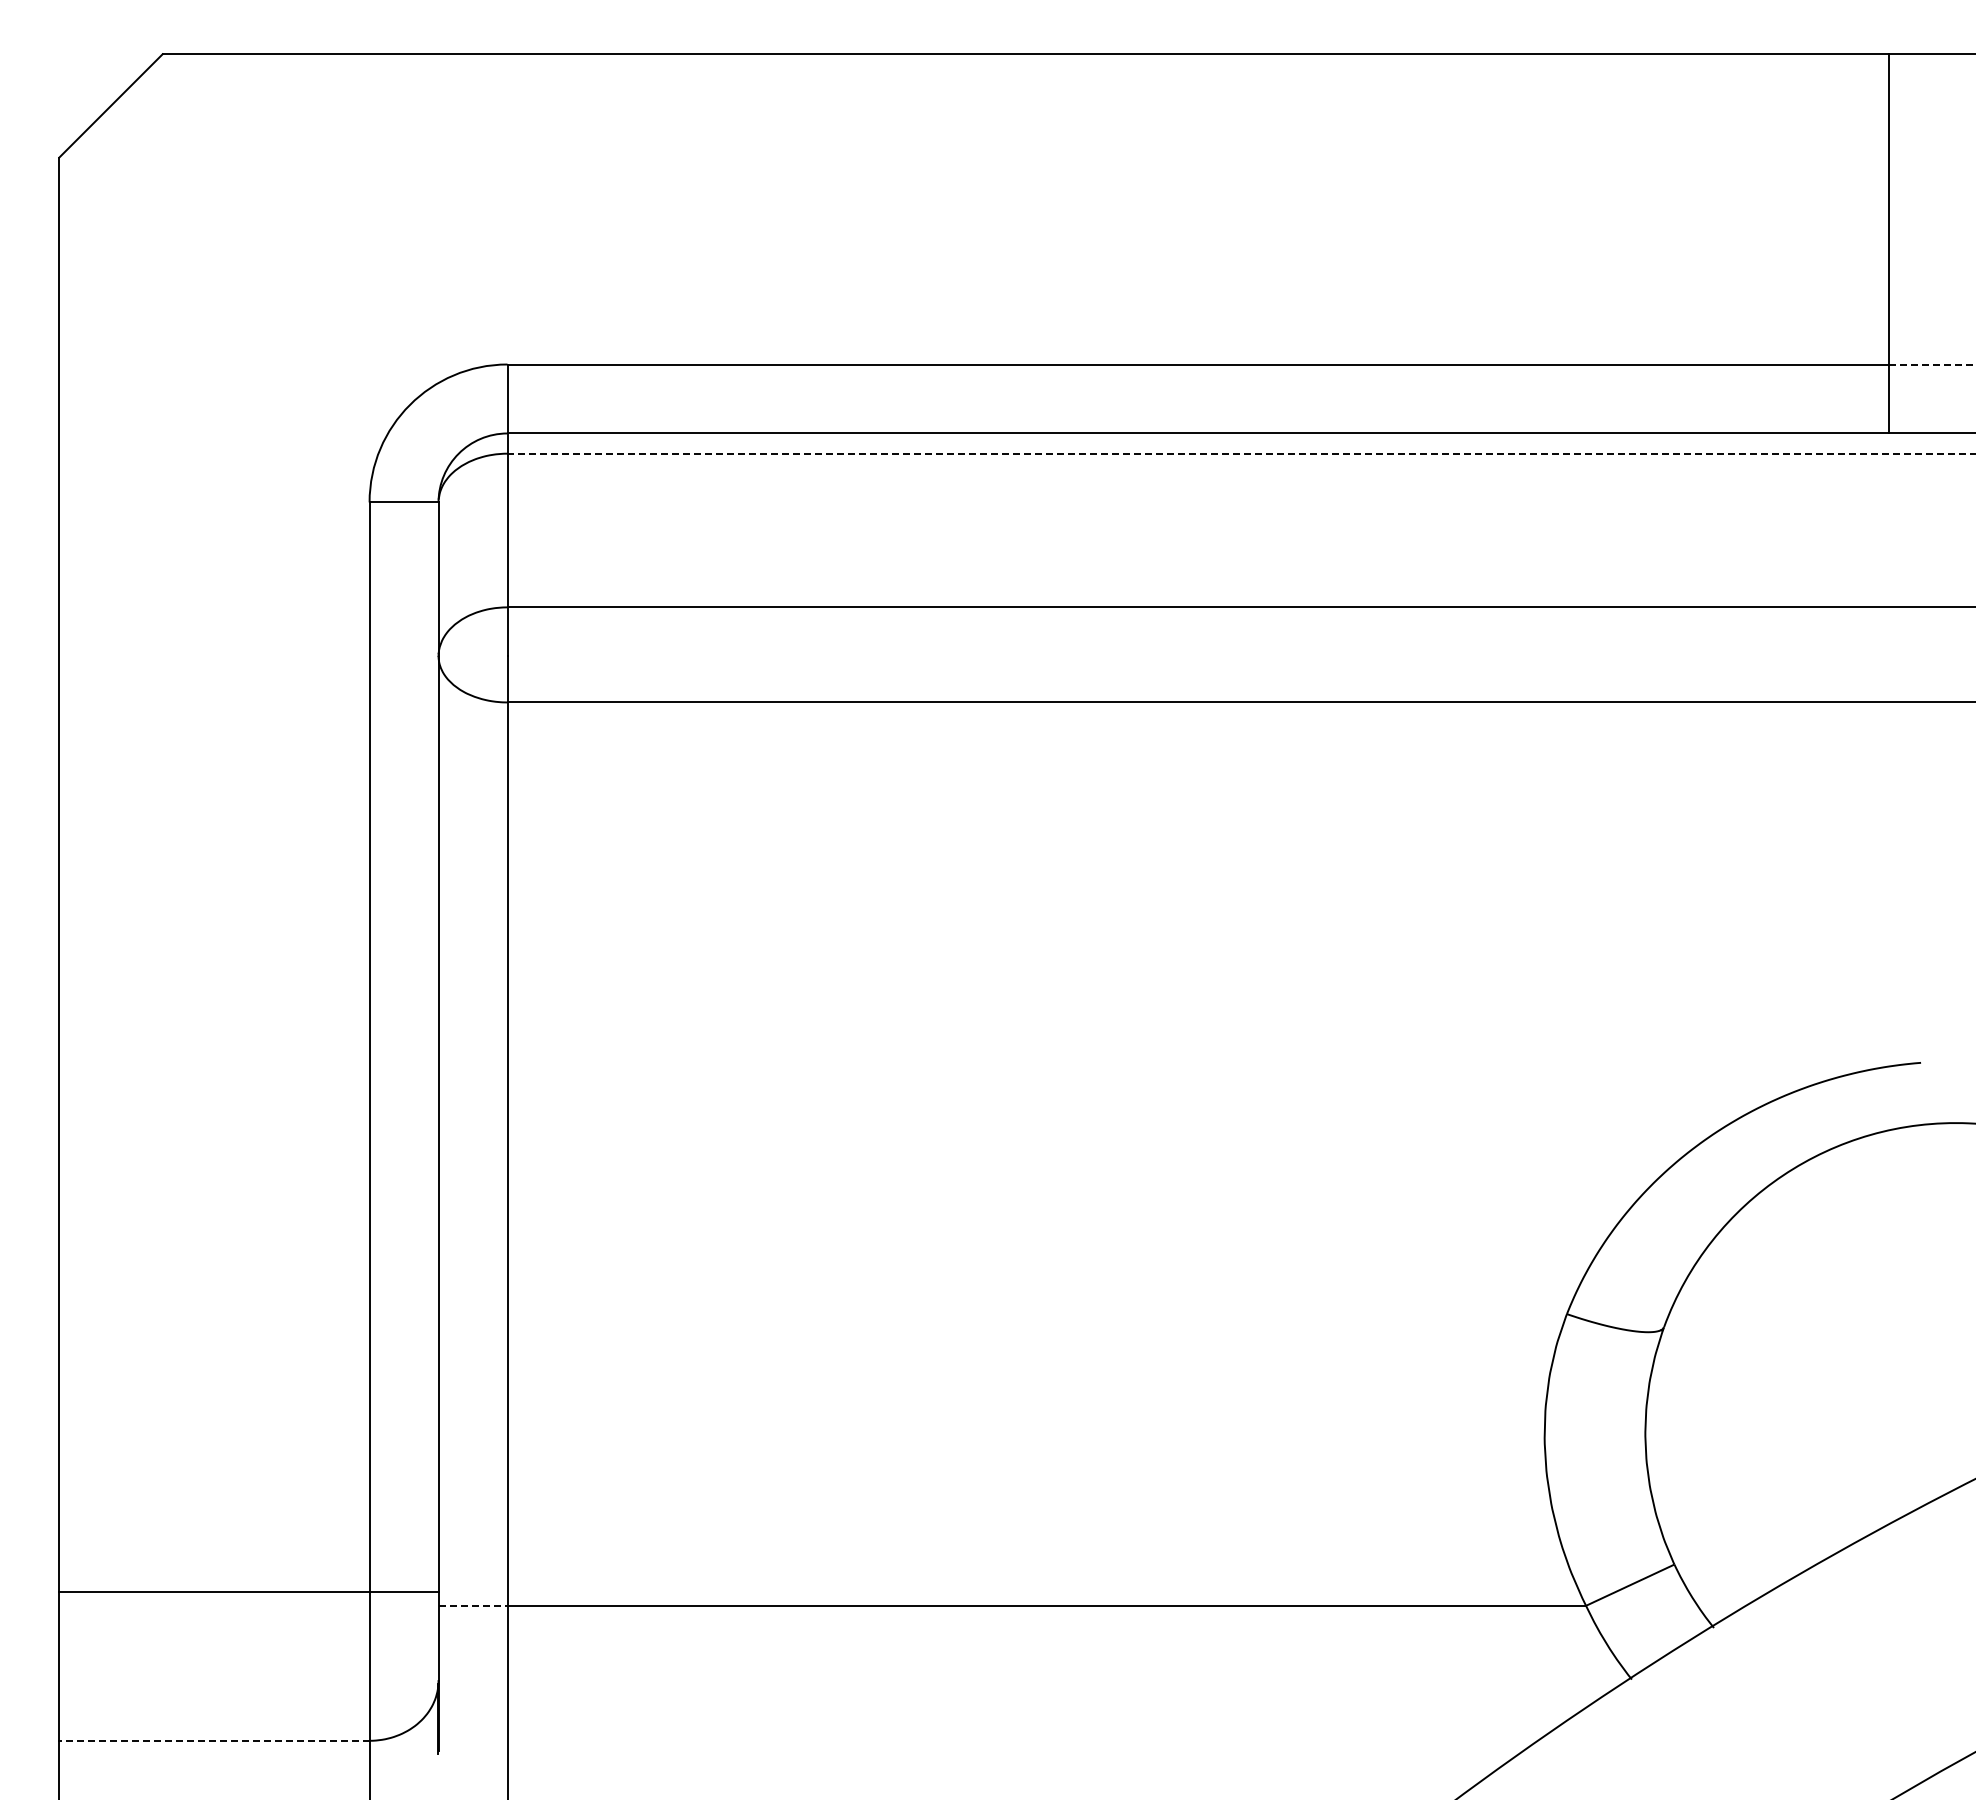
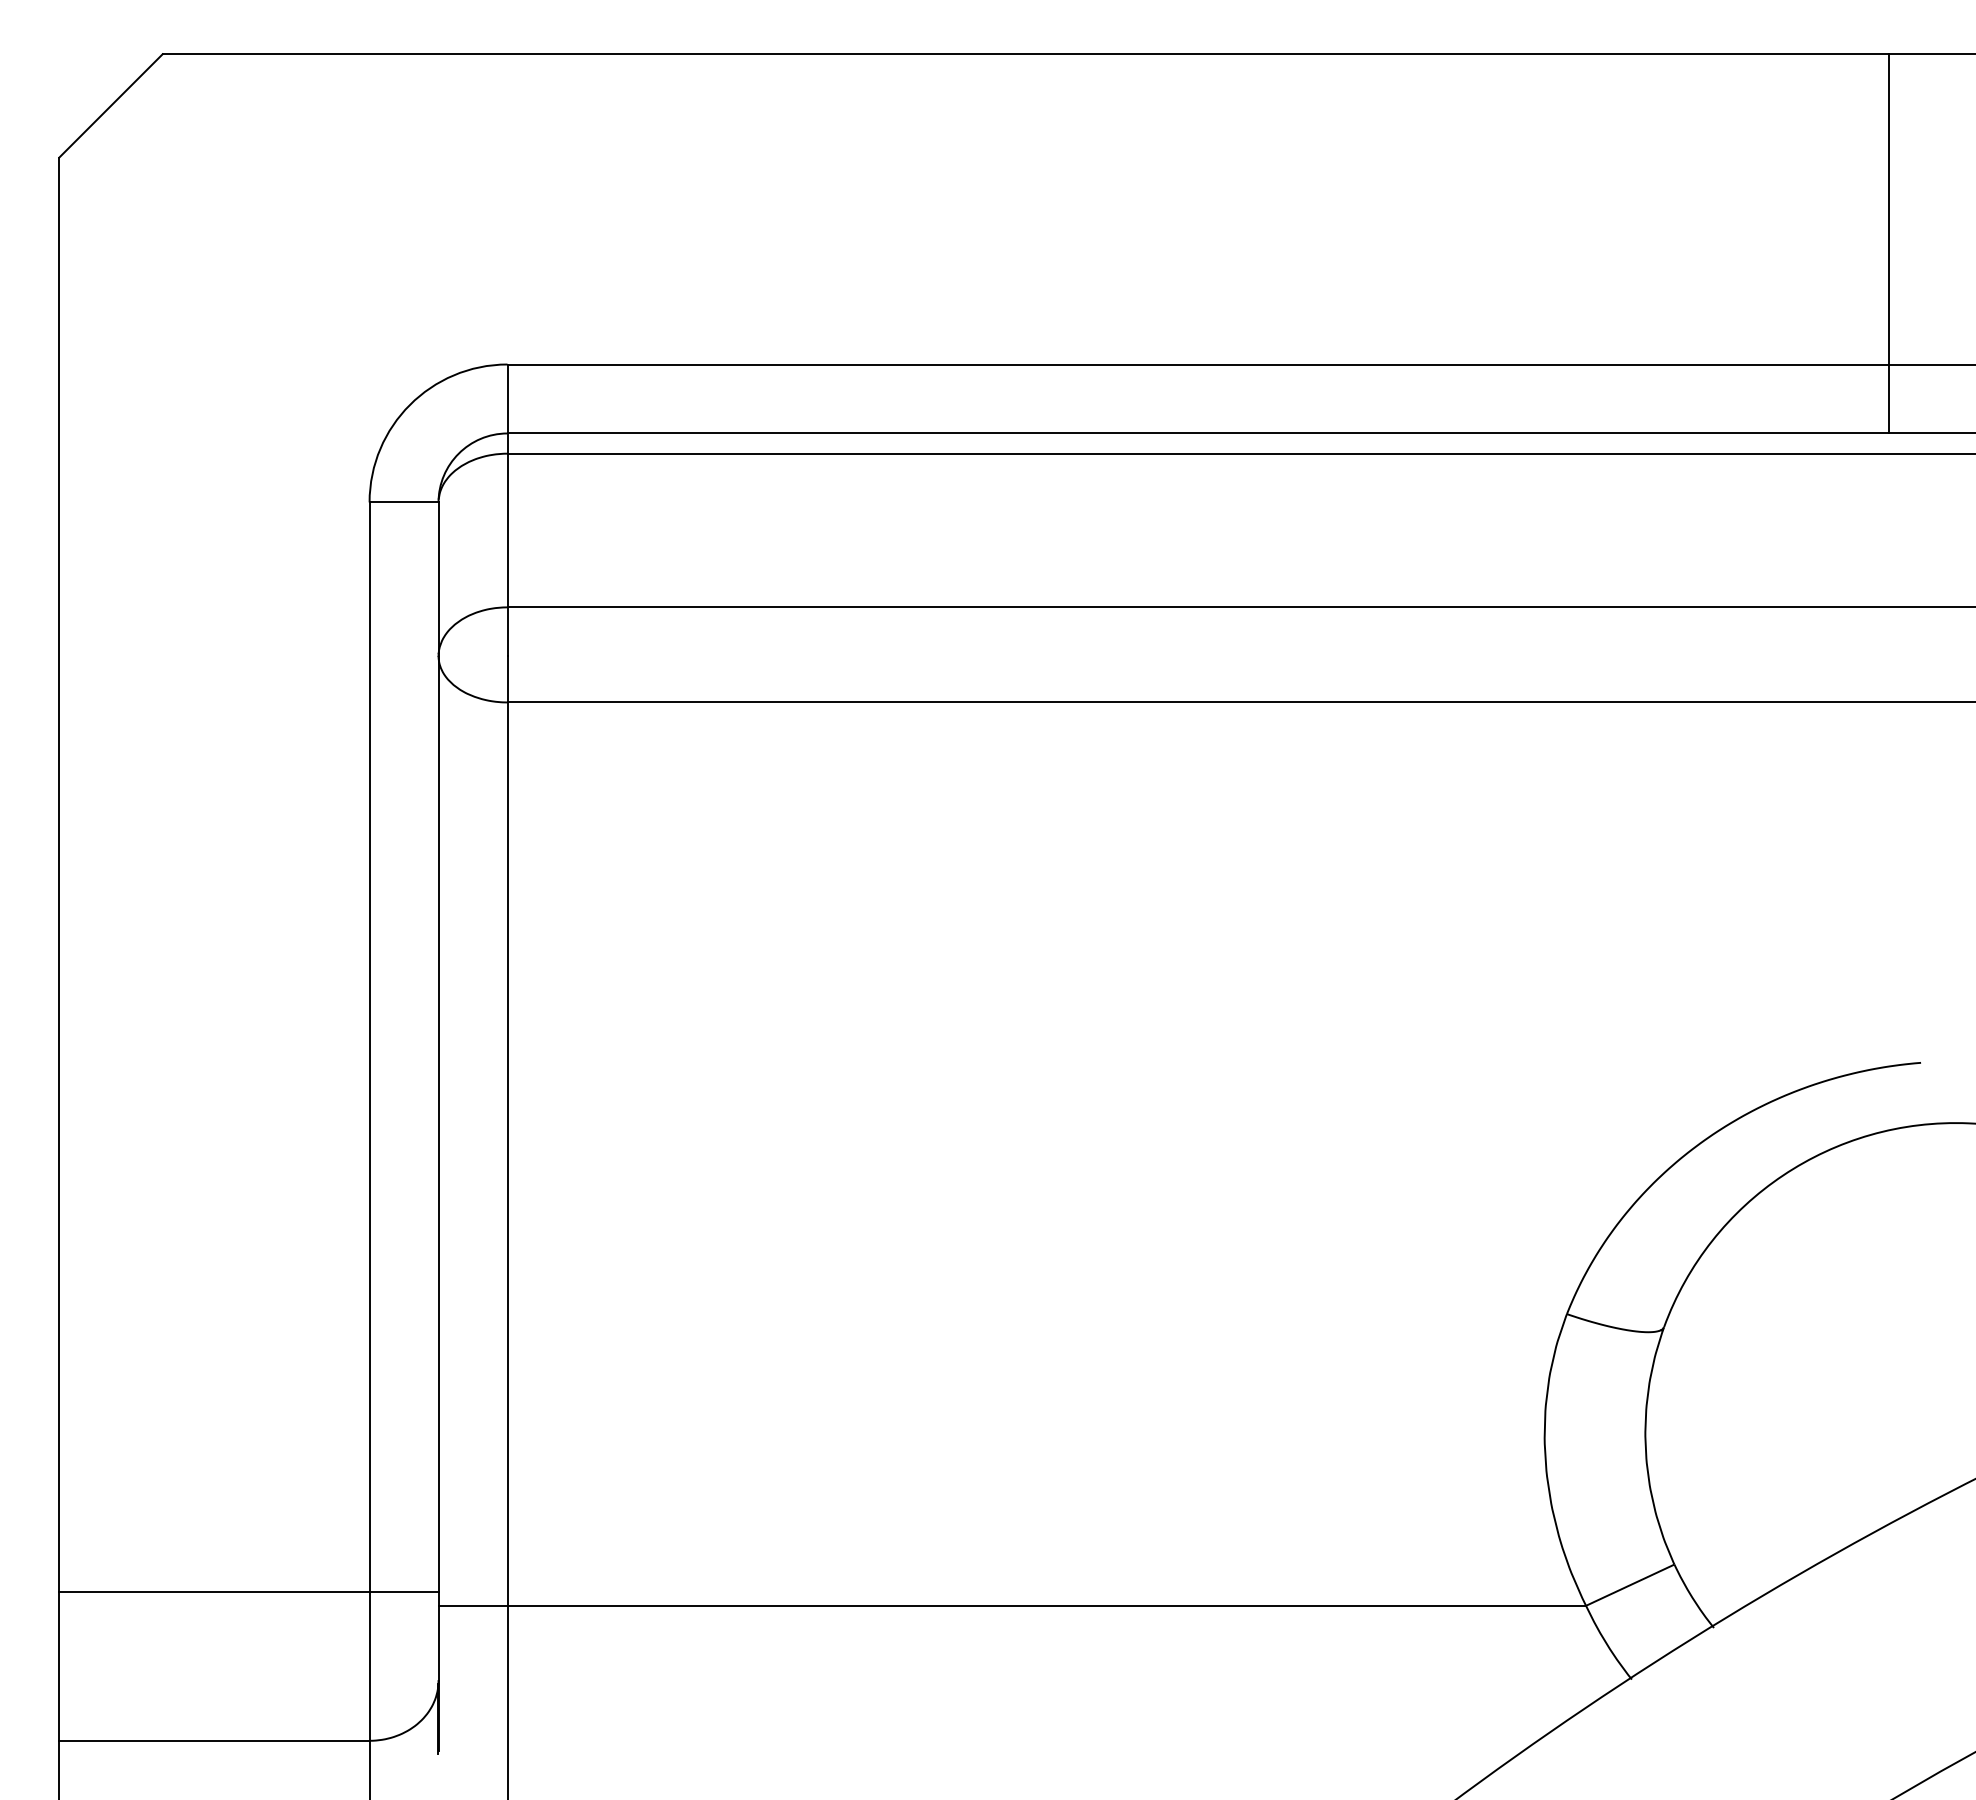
line: dashed -> solid (1933, 364)
line: dashed -> solid (1241, 453)
line: dashed -> solid (473, 1605)
line: dashed -> solid (213, 1740)
